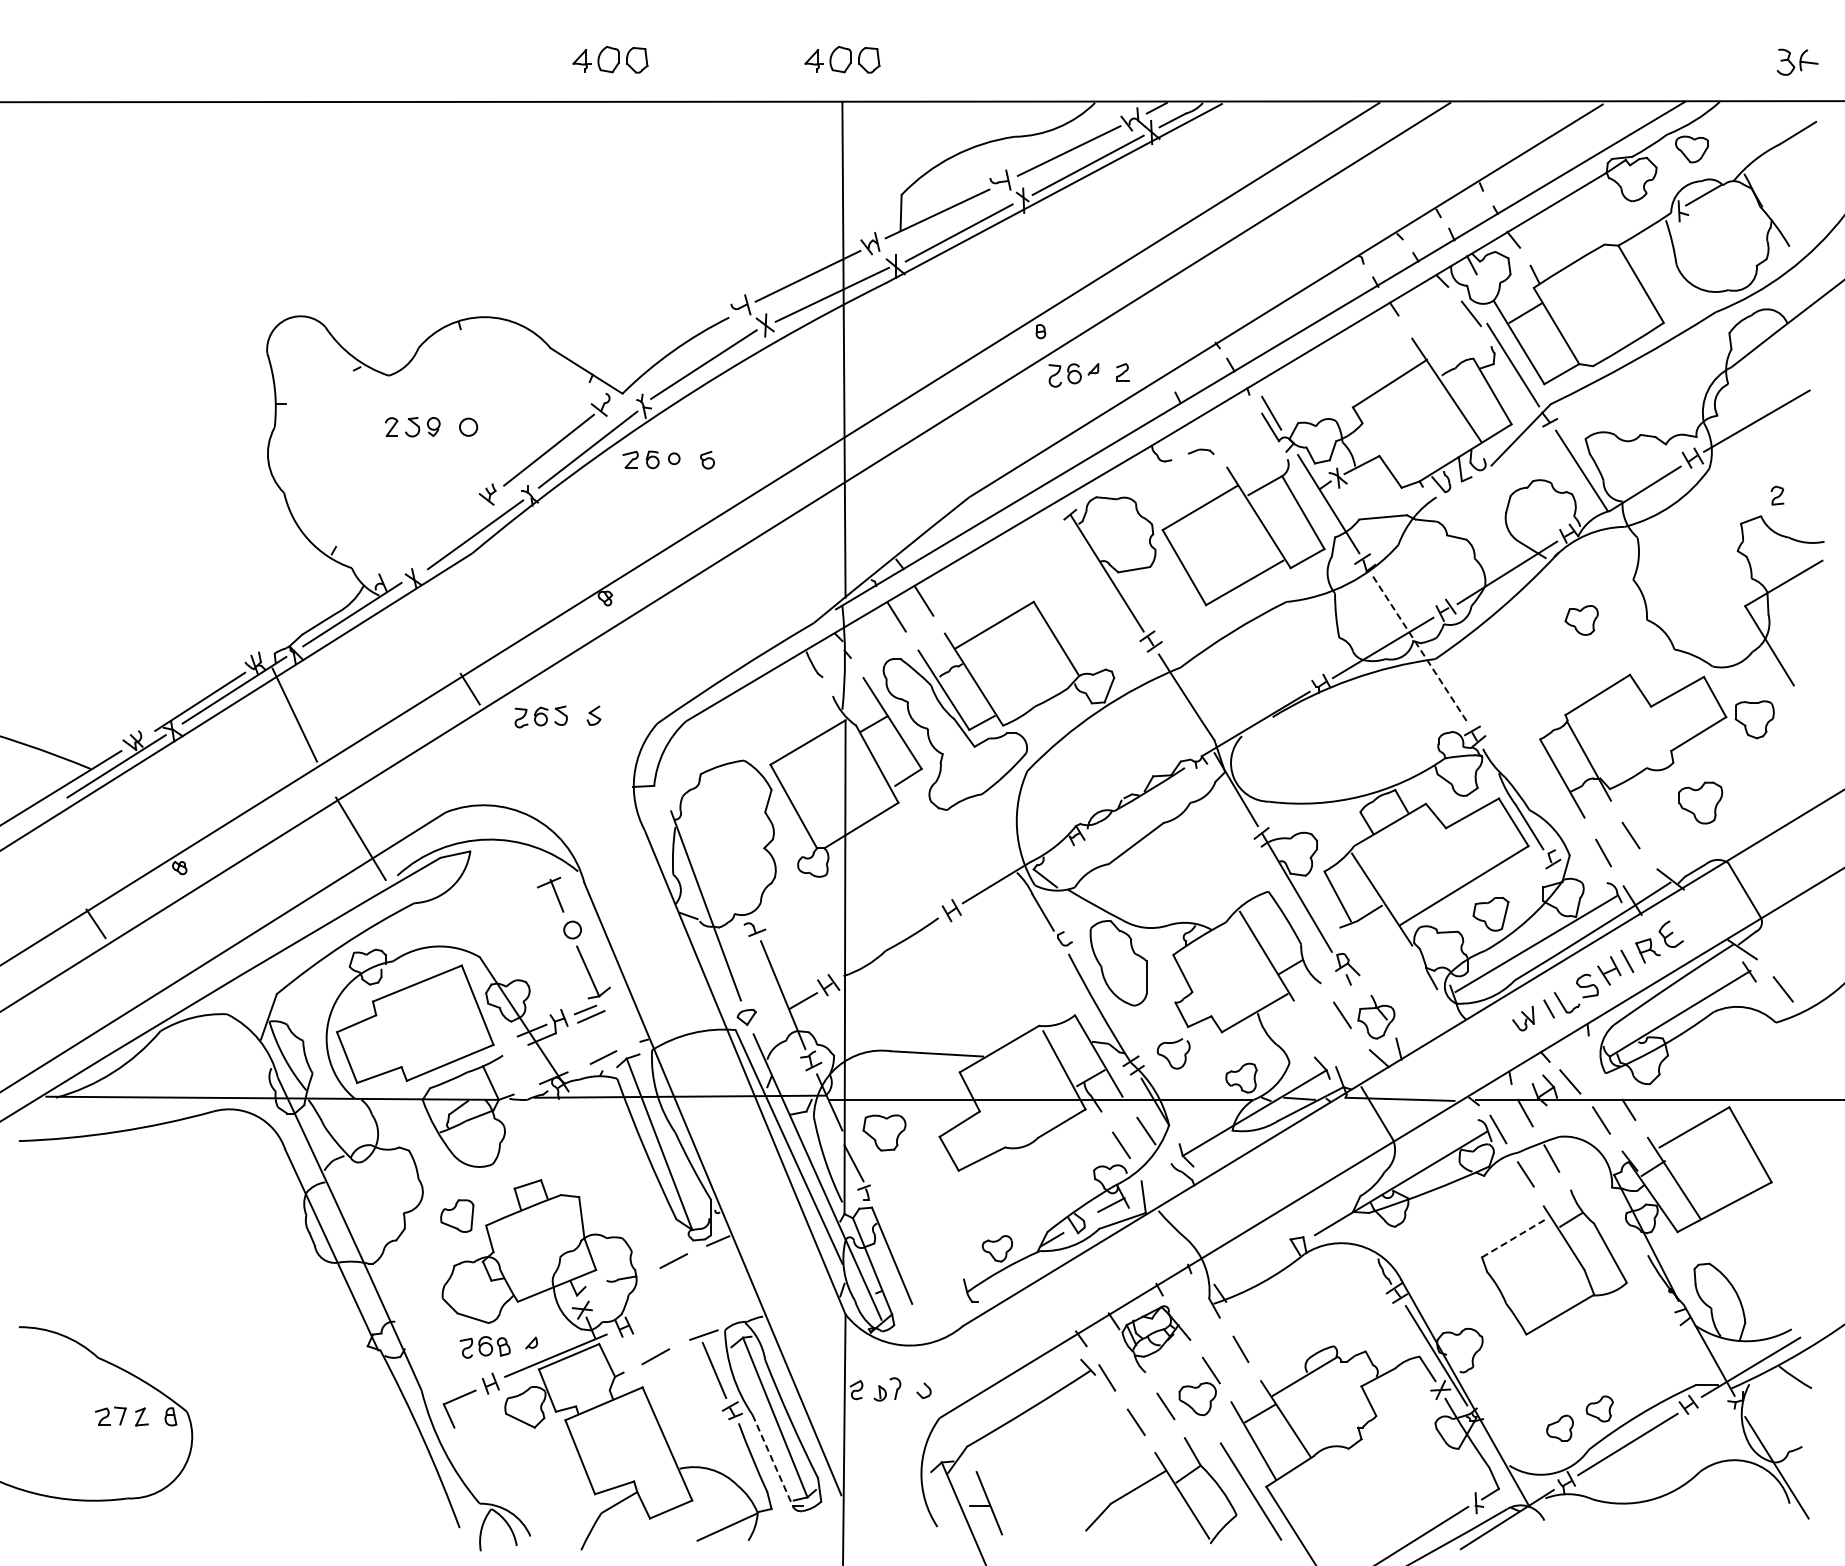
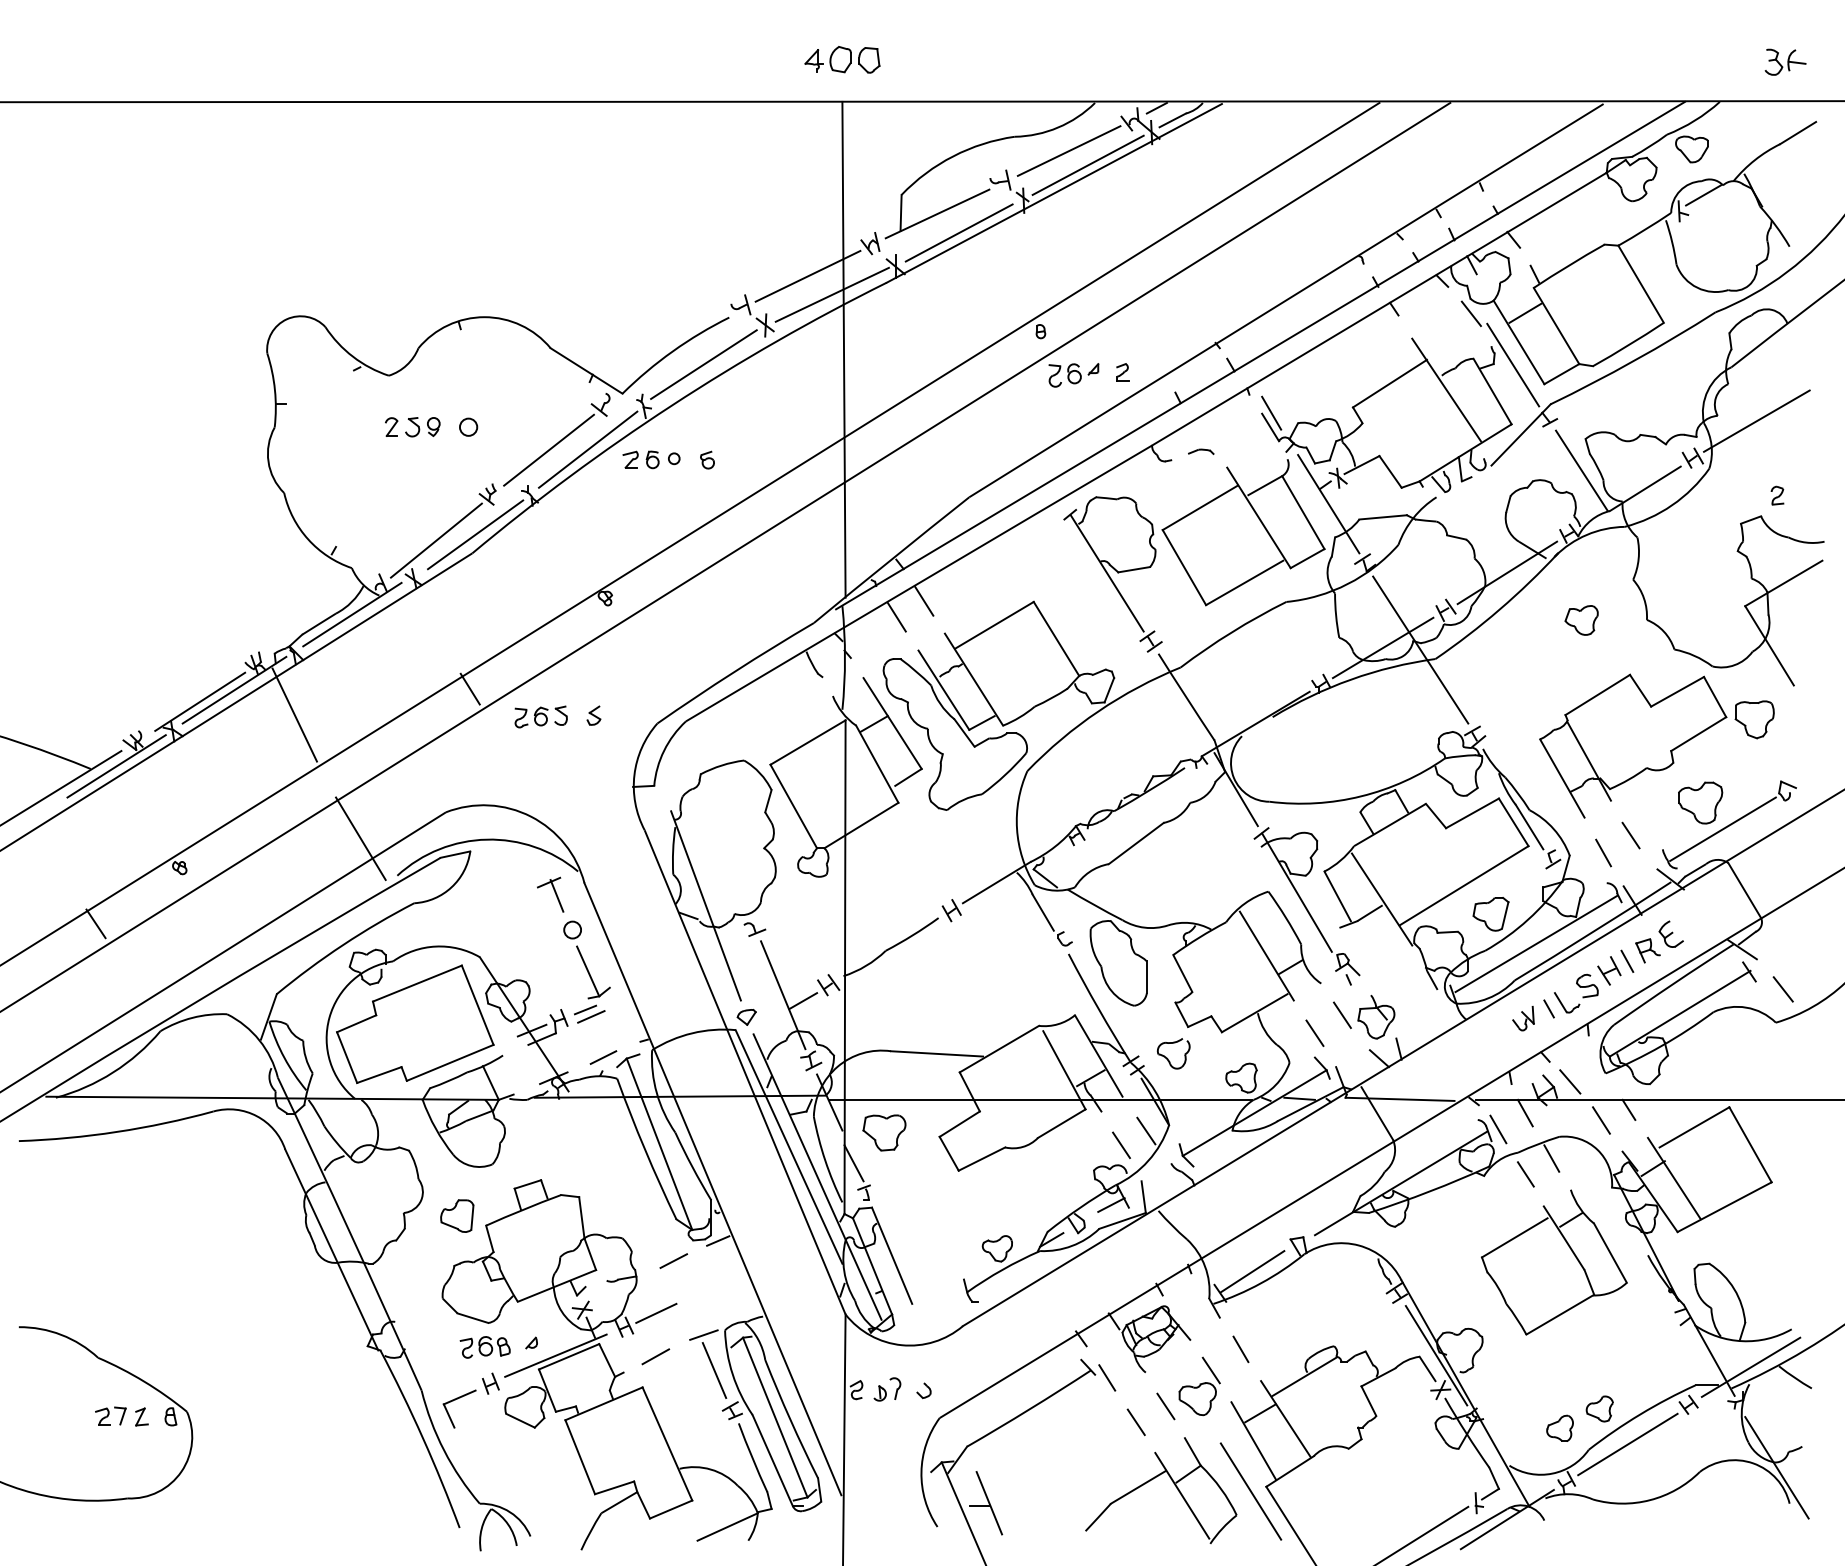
part: present -> none (610, 59)
part position: (1797, 61) -> (1785, 61) (1785, 61)
line: none -> present (436, 540)
line: dashed -> solid (1420, 650)
part: none -> present (1729, 824)
line: none -> present (1314, 1032)
line: dashed -> solid (1515, 1237)
line: none -> present (1252, 1271)
line: none -> present (656, 1312)
line: dashed -> solid (772, 1460)
